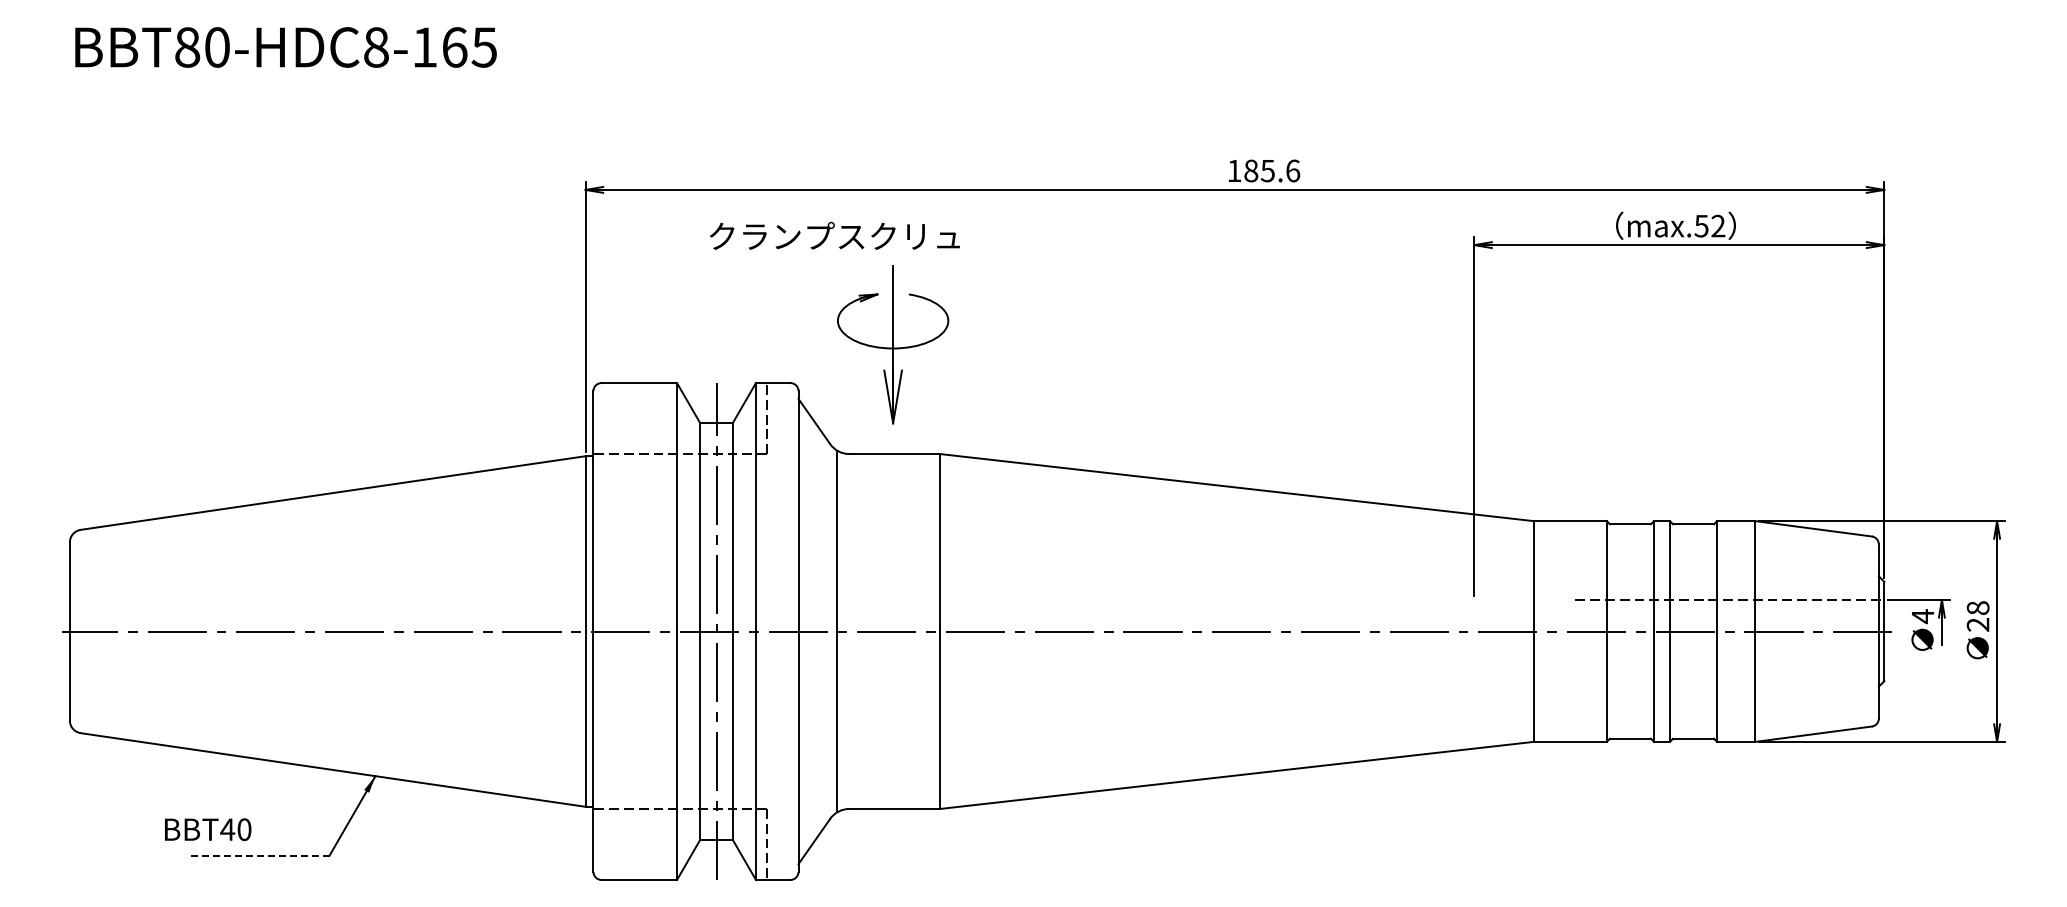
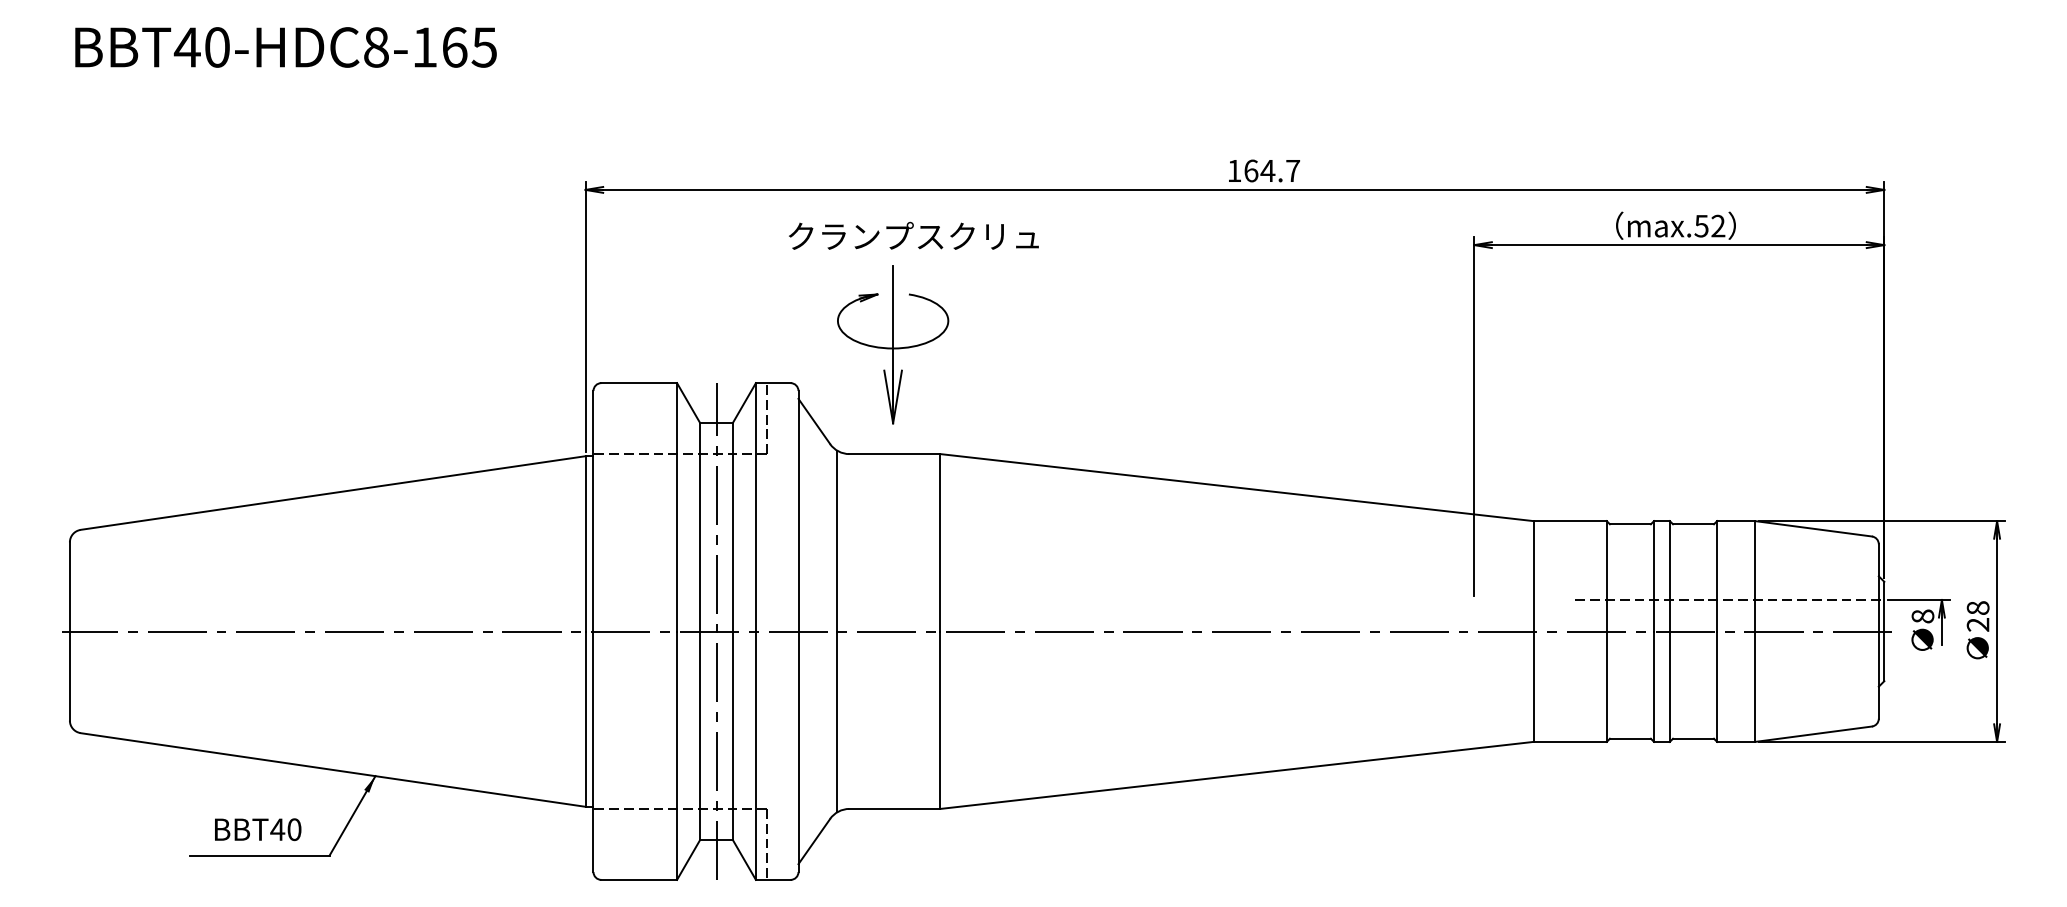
text: BBT80-HDC8-165 -> BBT40-HDC8-165 (186, 47)
text: 185.6 -> 164.7 (1272, 170)
text position: (834, 235) -> (913, 235) (913, 235)
text: 4 -> 8 (1922, 616)
text position: (208, 829) -> (258, 829) (258, 829)
line: dashed -> solid (259, 855)
